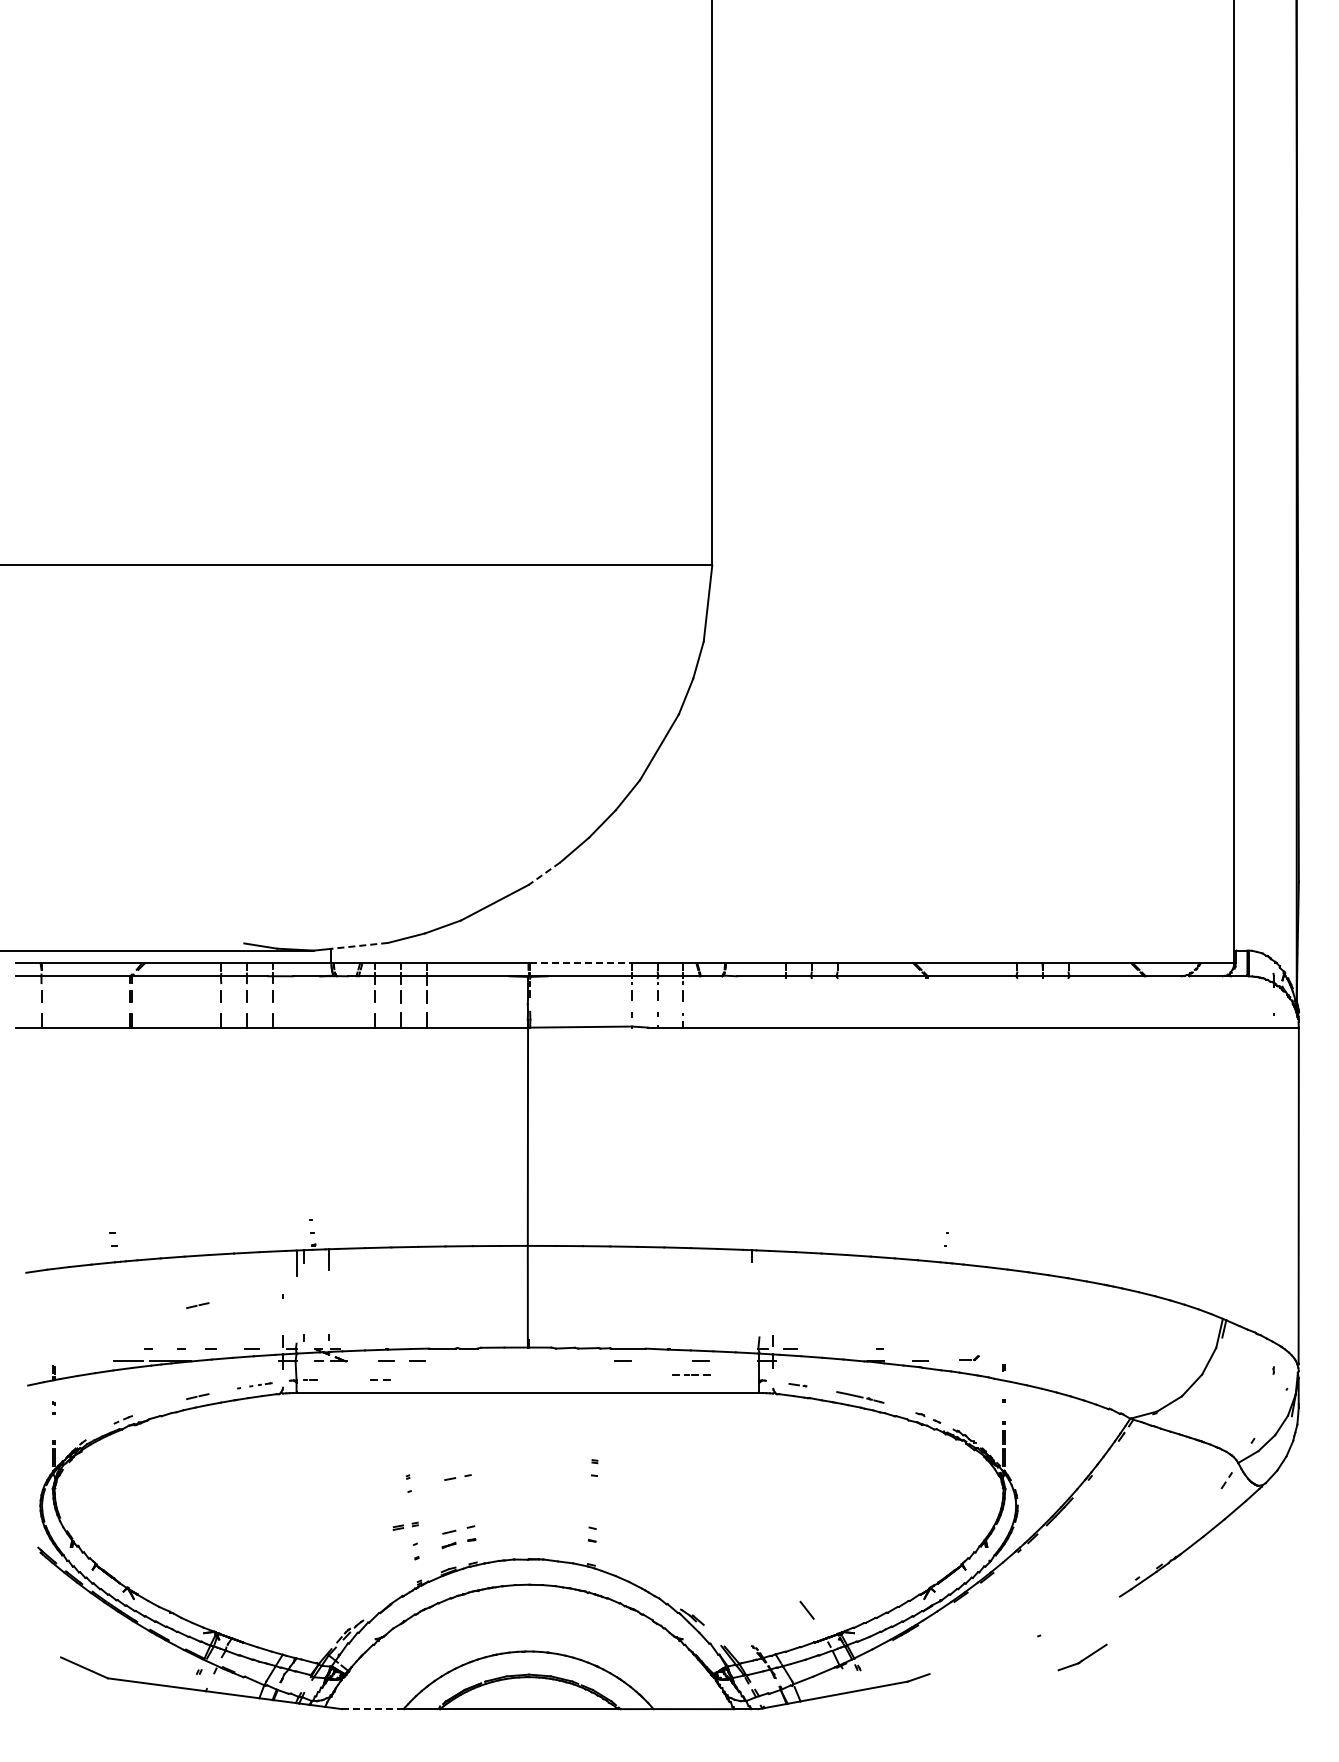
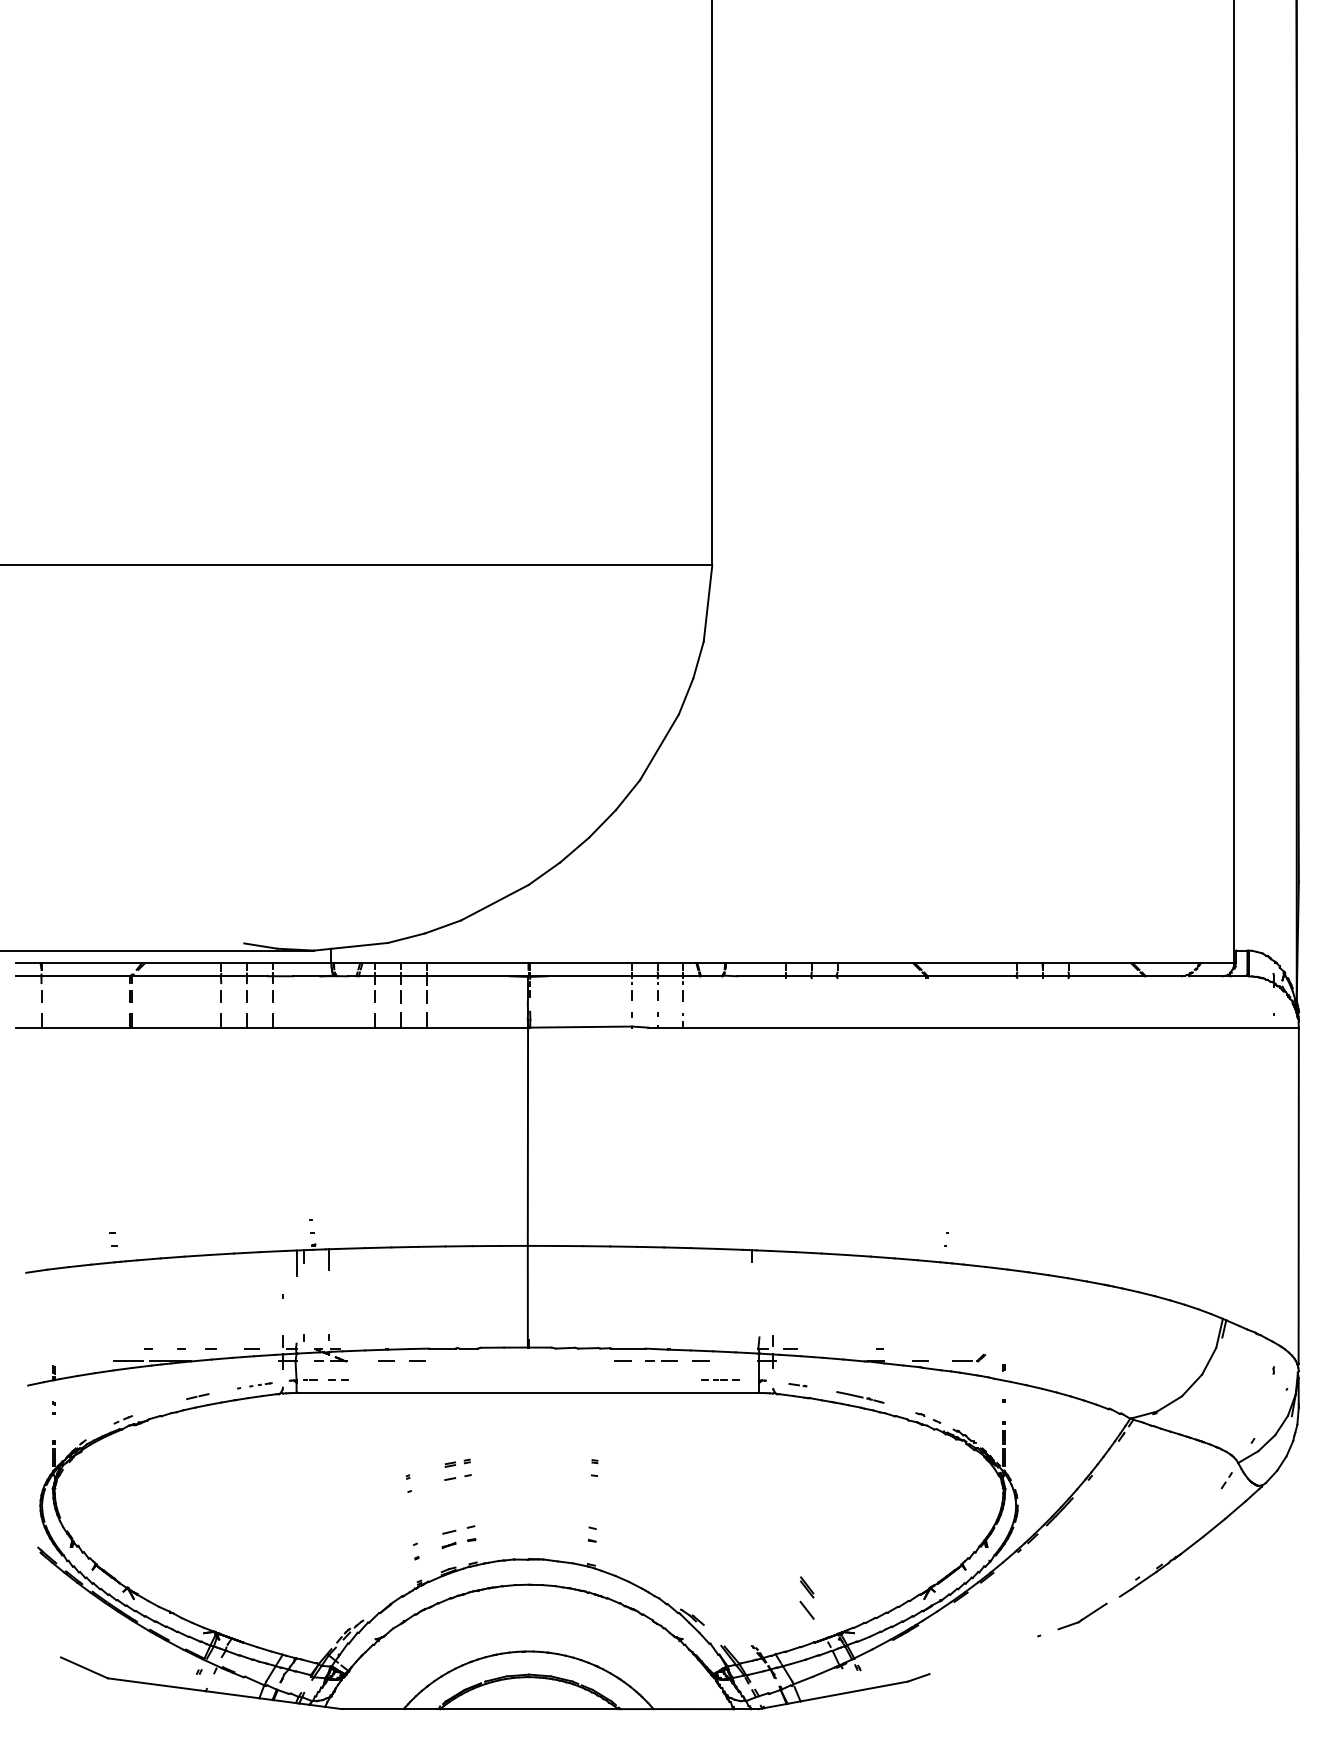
line: dashed -> solid (544, 874)
line: dashed -> solid (359, 945)
line: dashed -> solid (581, 963)
line: present -> none (197, 1305)
part size: 21x7 px -> 35x10 px (969, 1357)
line: none -> present (661, 1360)
line position: (691, 1374) -> (720, 1379) (720, 1379)
line position: (377, 1379) -> (335, 1379) (335, 1379)
part position: (405, 1525) -> (457, 1462) (457, 1462)
part: none -> present (806, 1587)
part position: (1082, 1657) -> (1082, 1616) (1082, 1616)
line: dashed -> solid (373, 1709)
